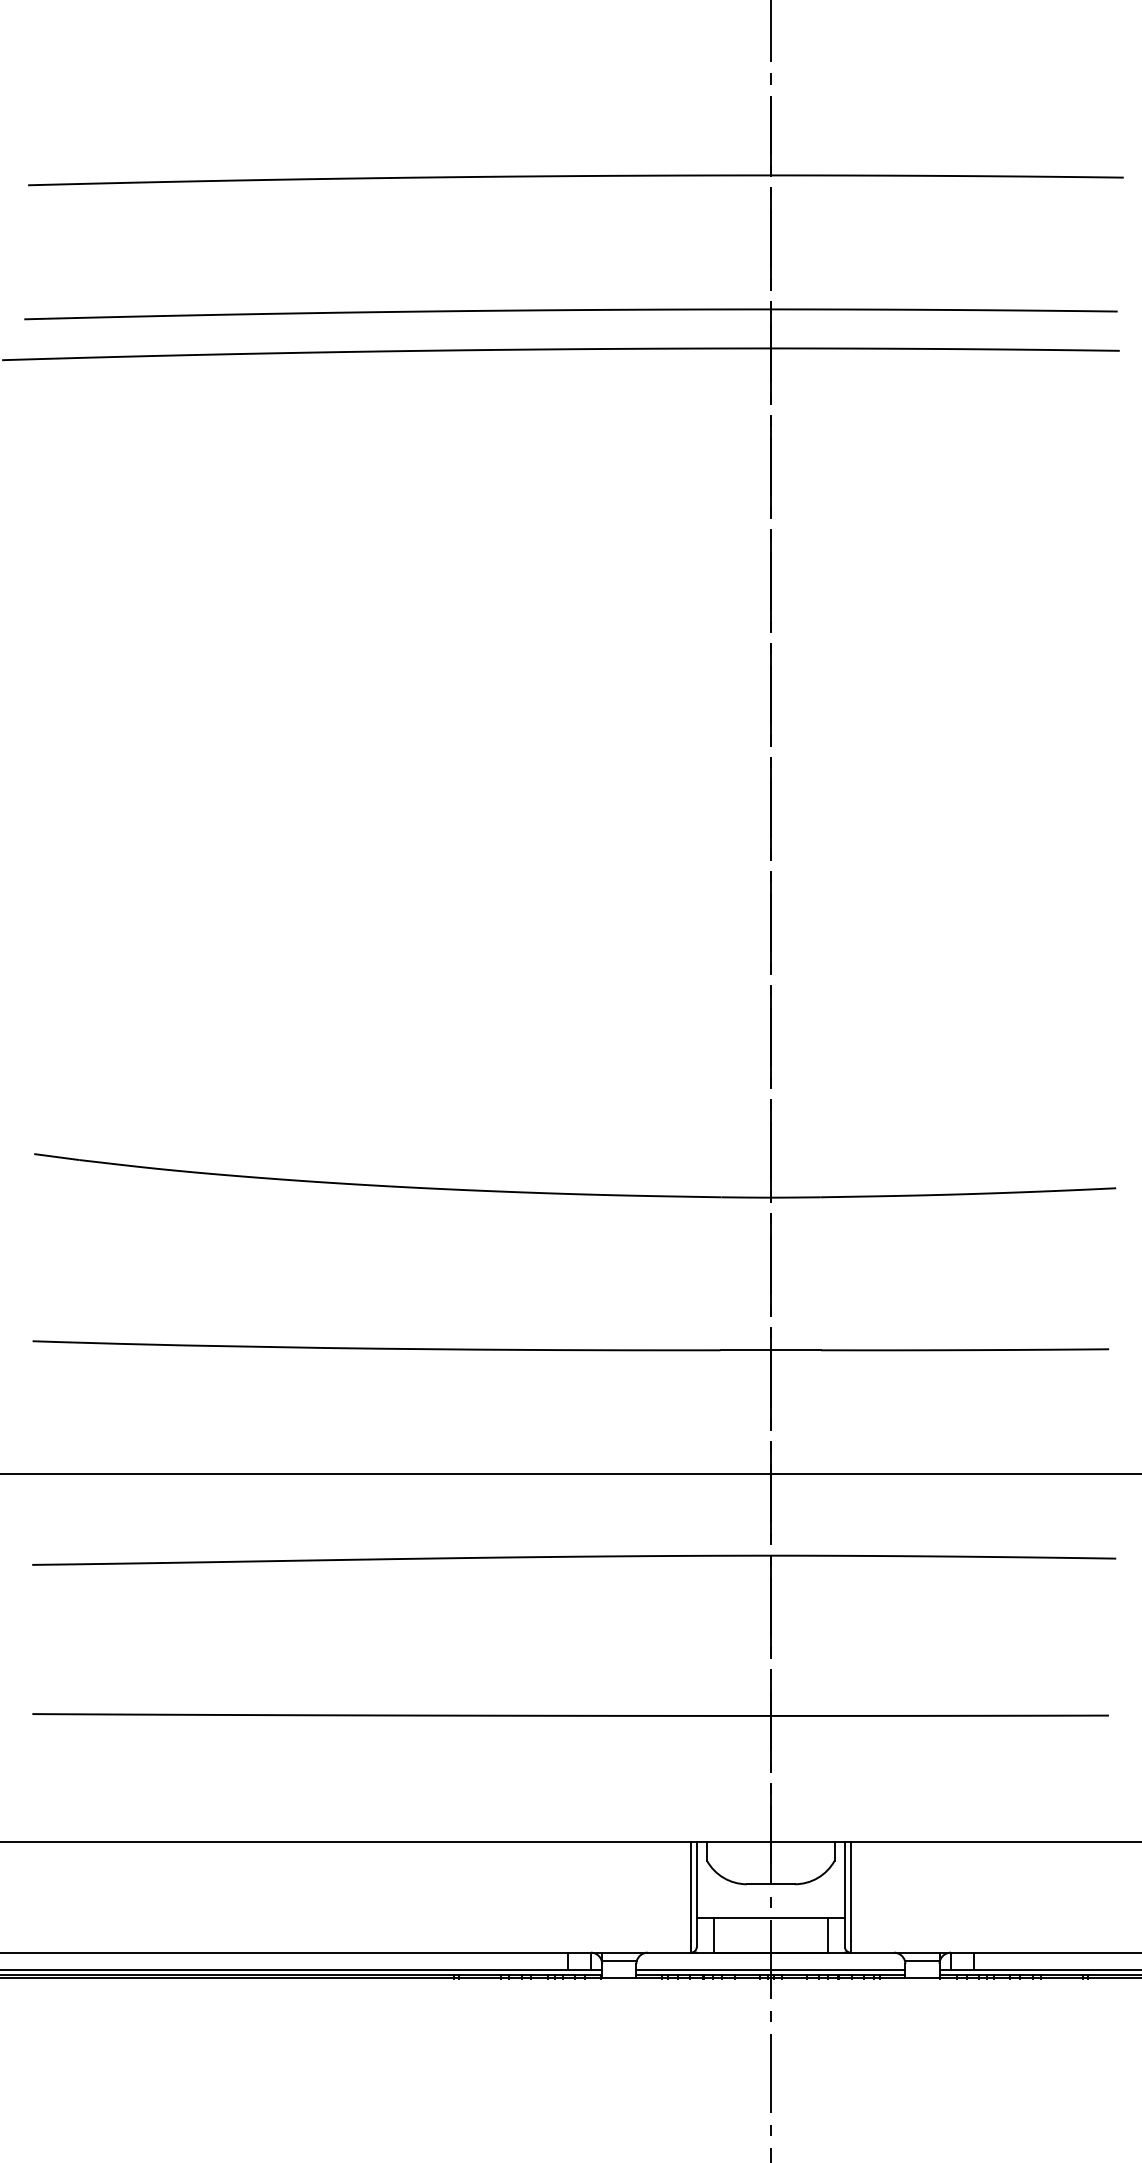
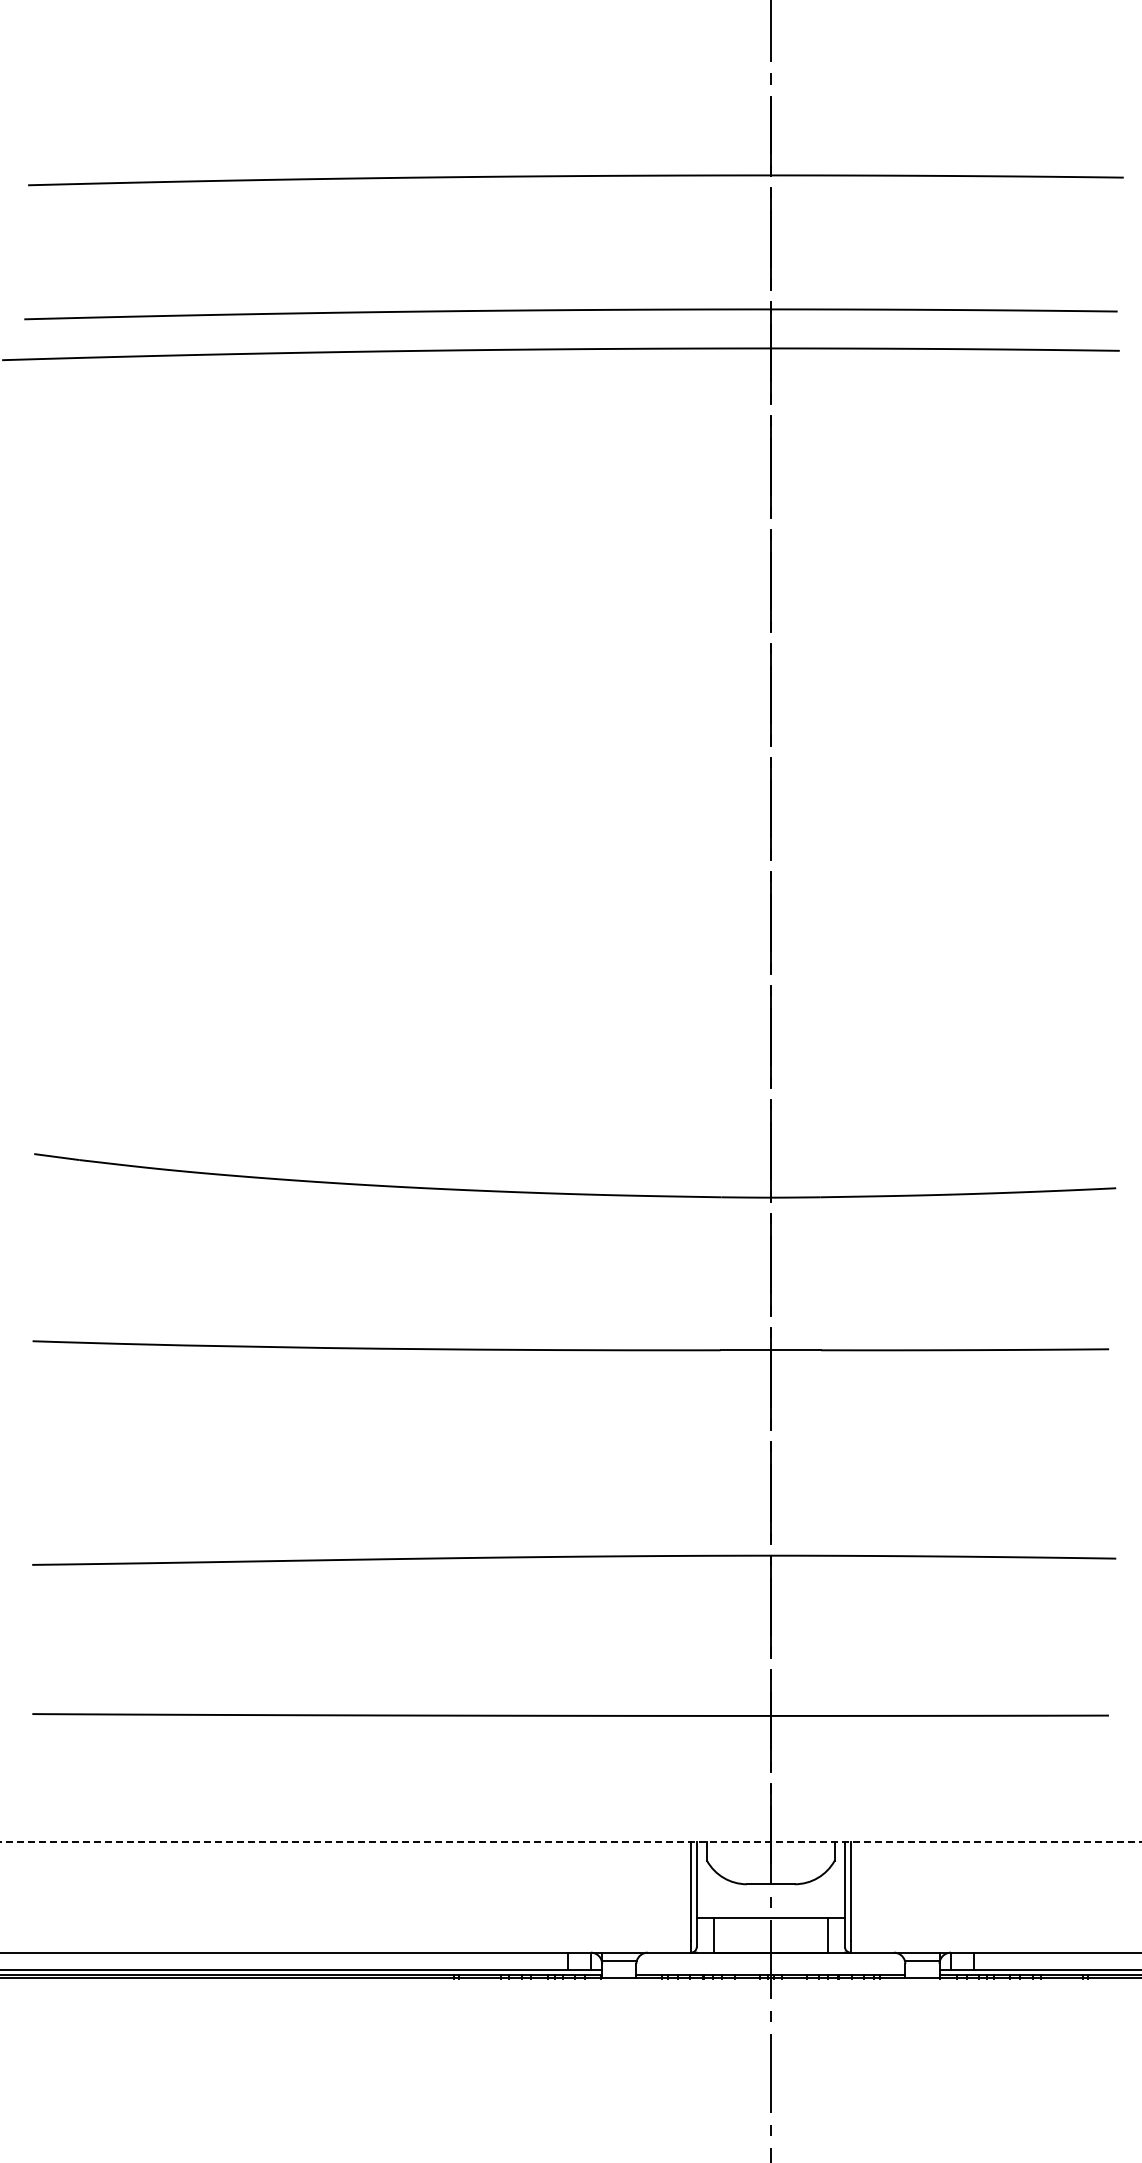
line: present -> none (570, 1474)
line: solid -> dashed (571, 1841)
line: present -> none (770, 1969)
